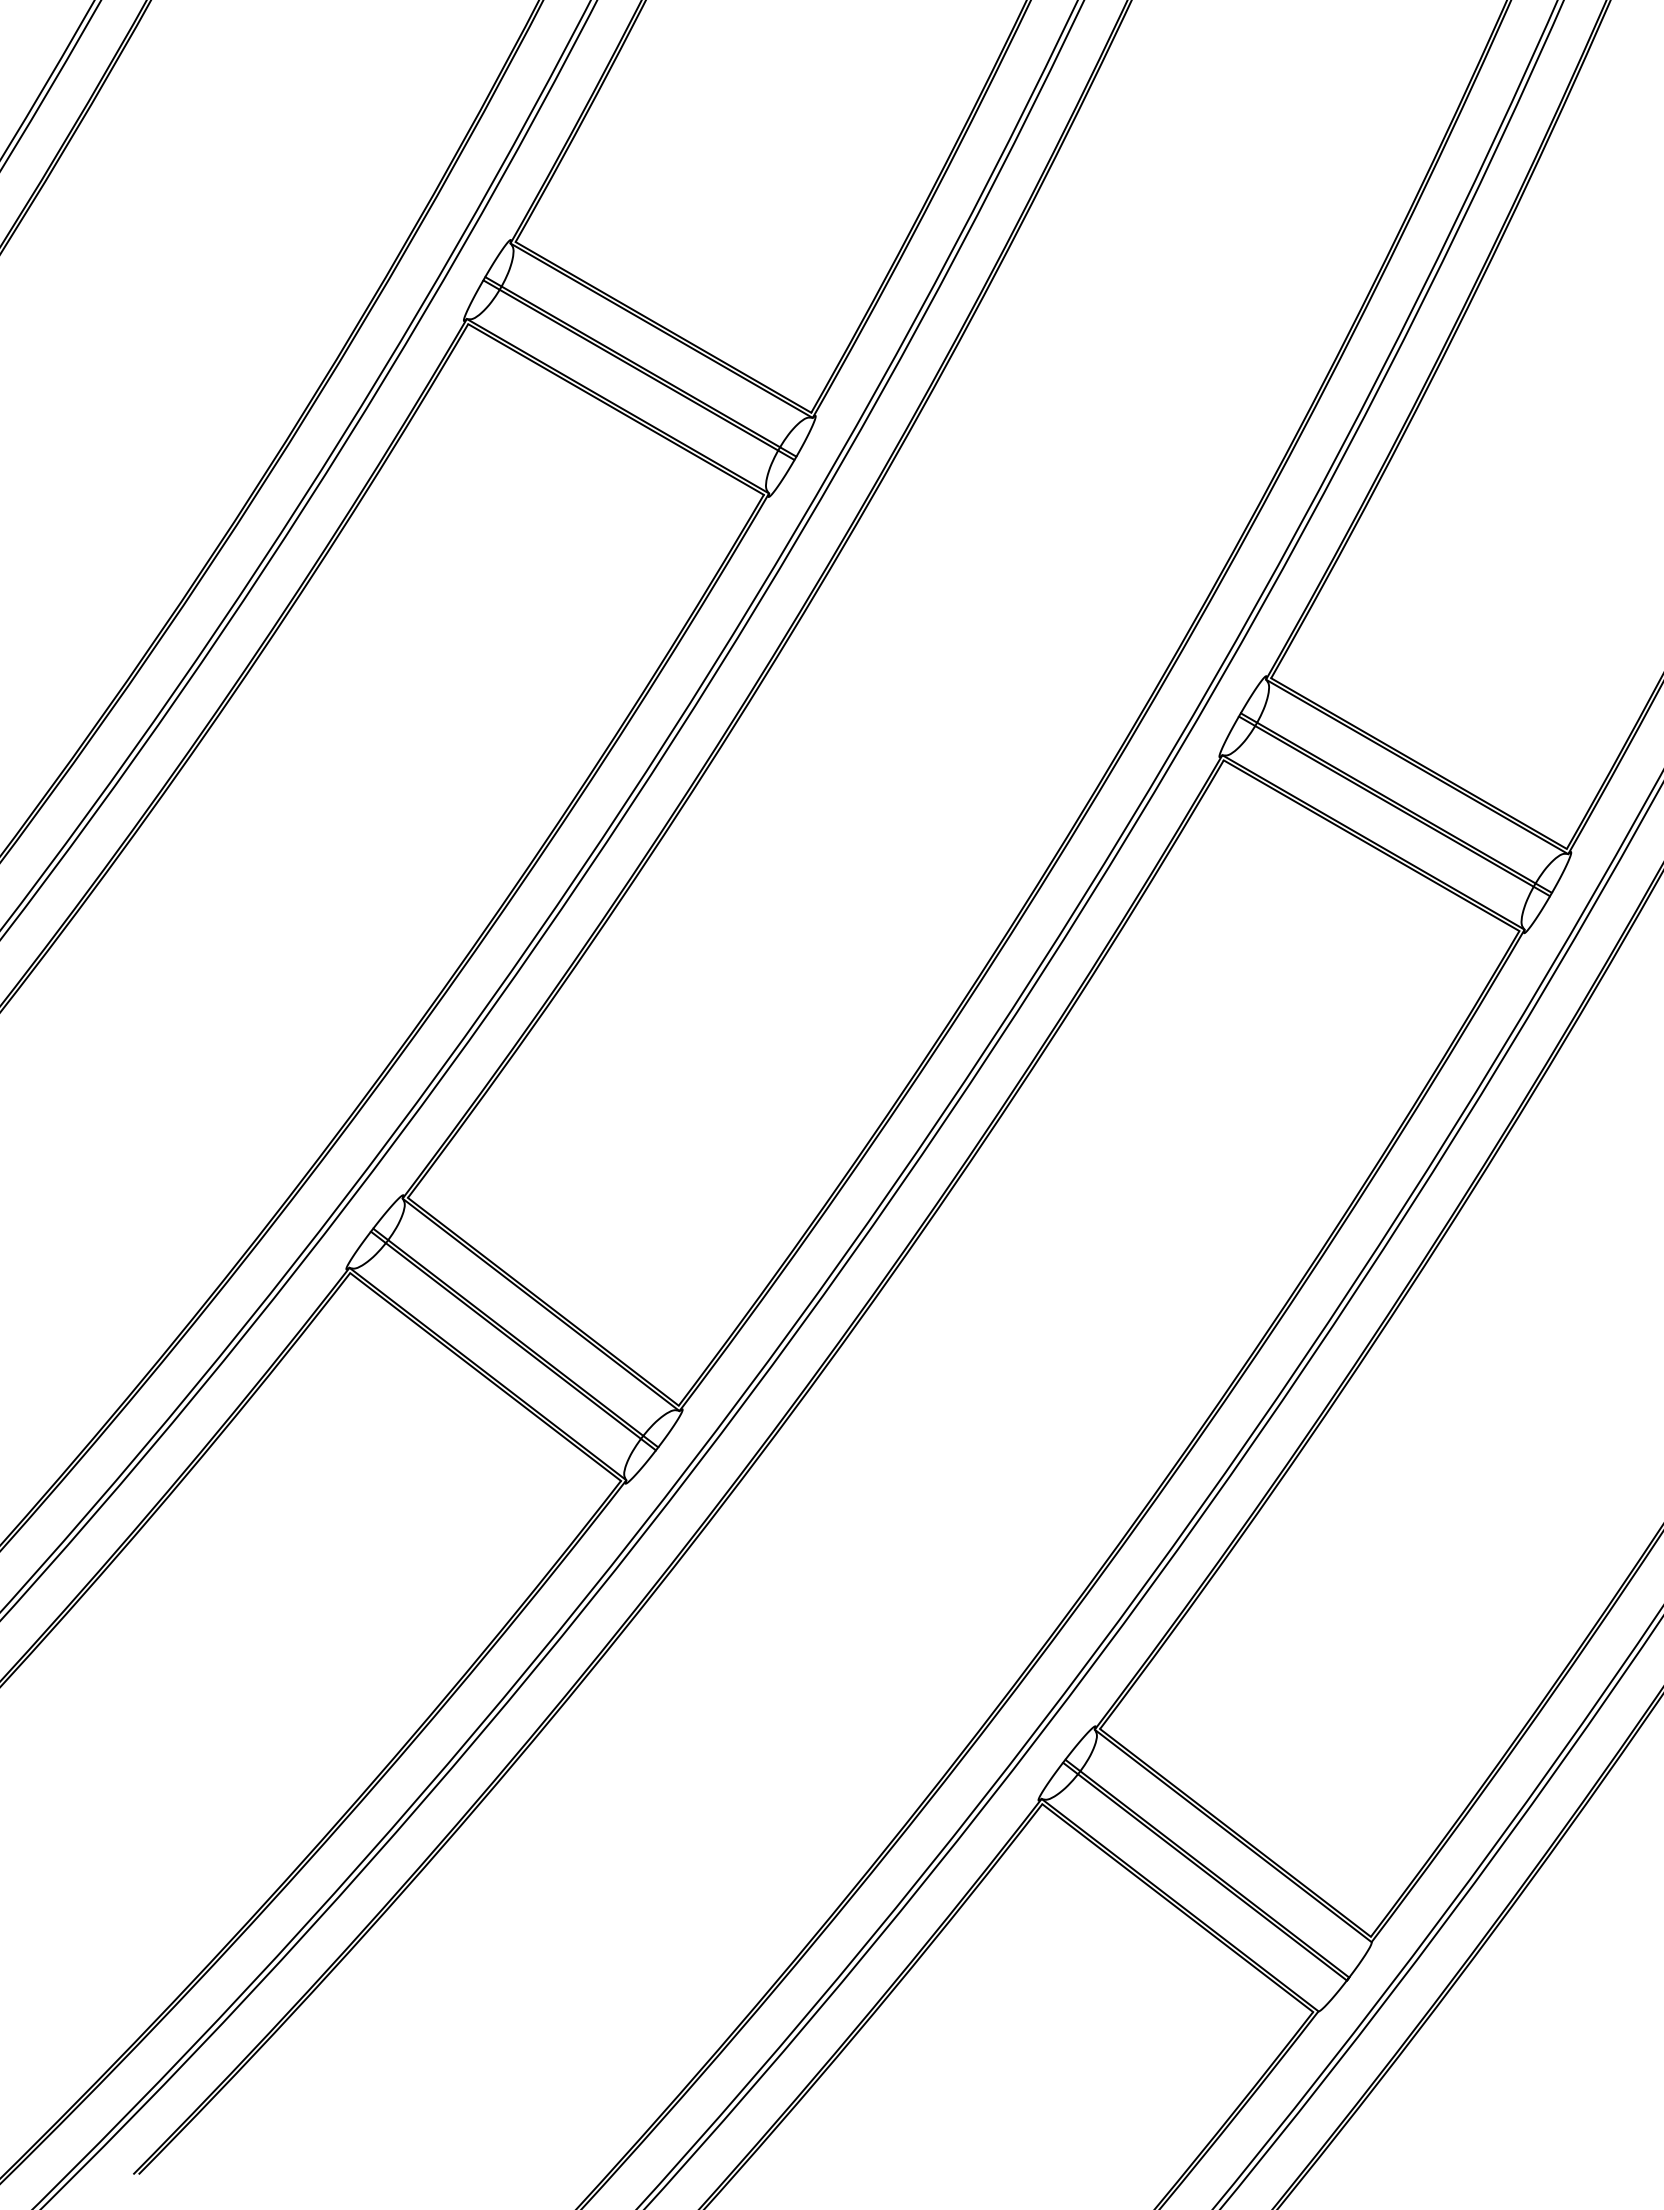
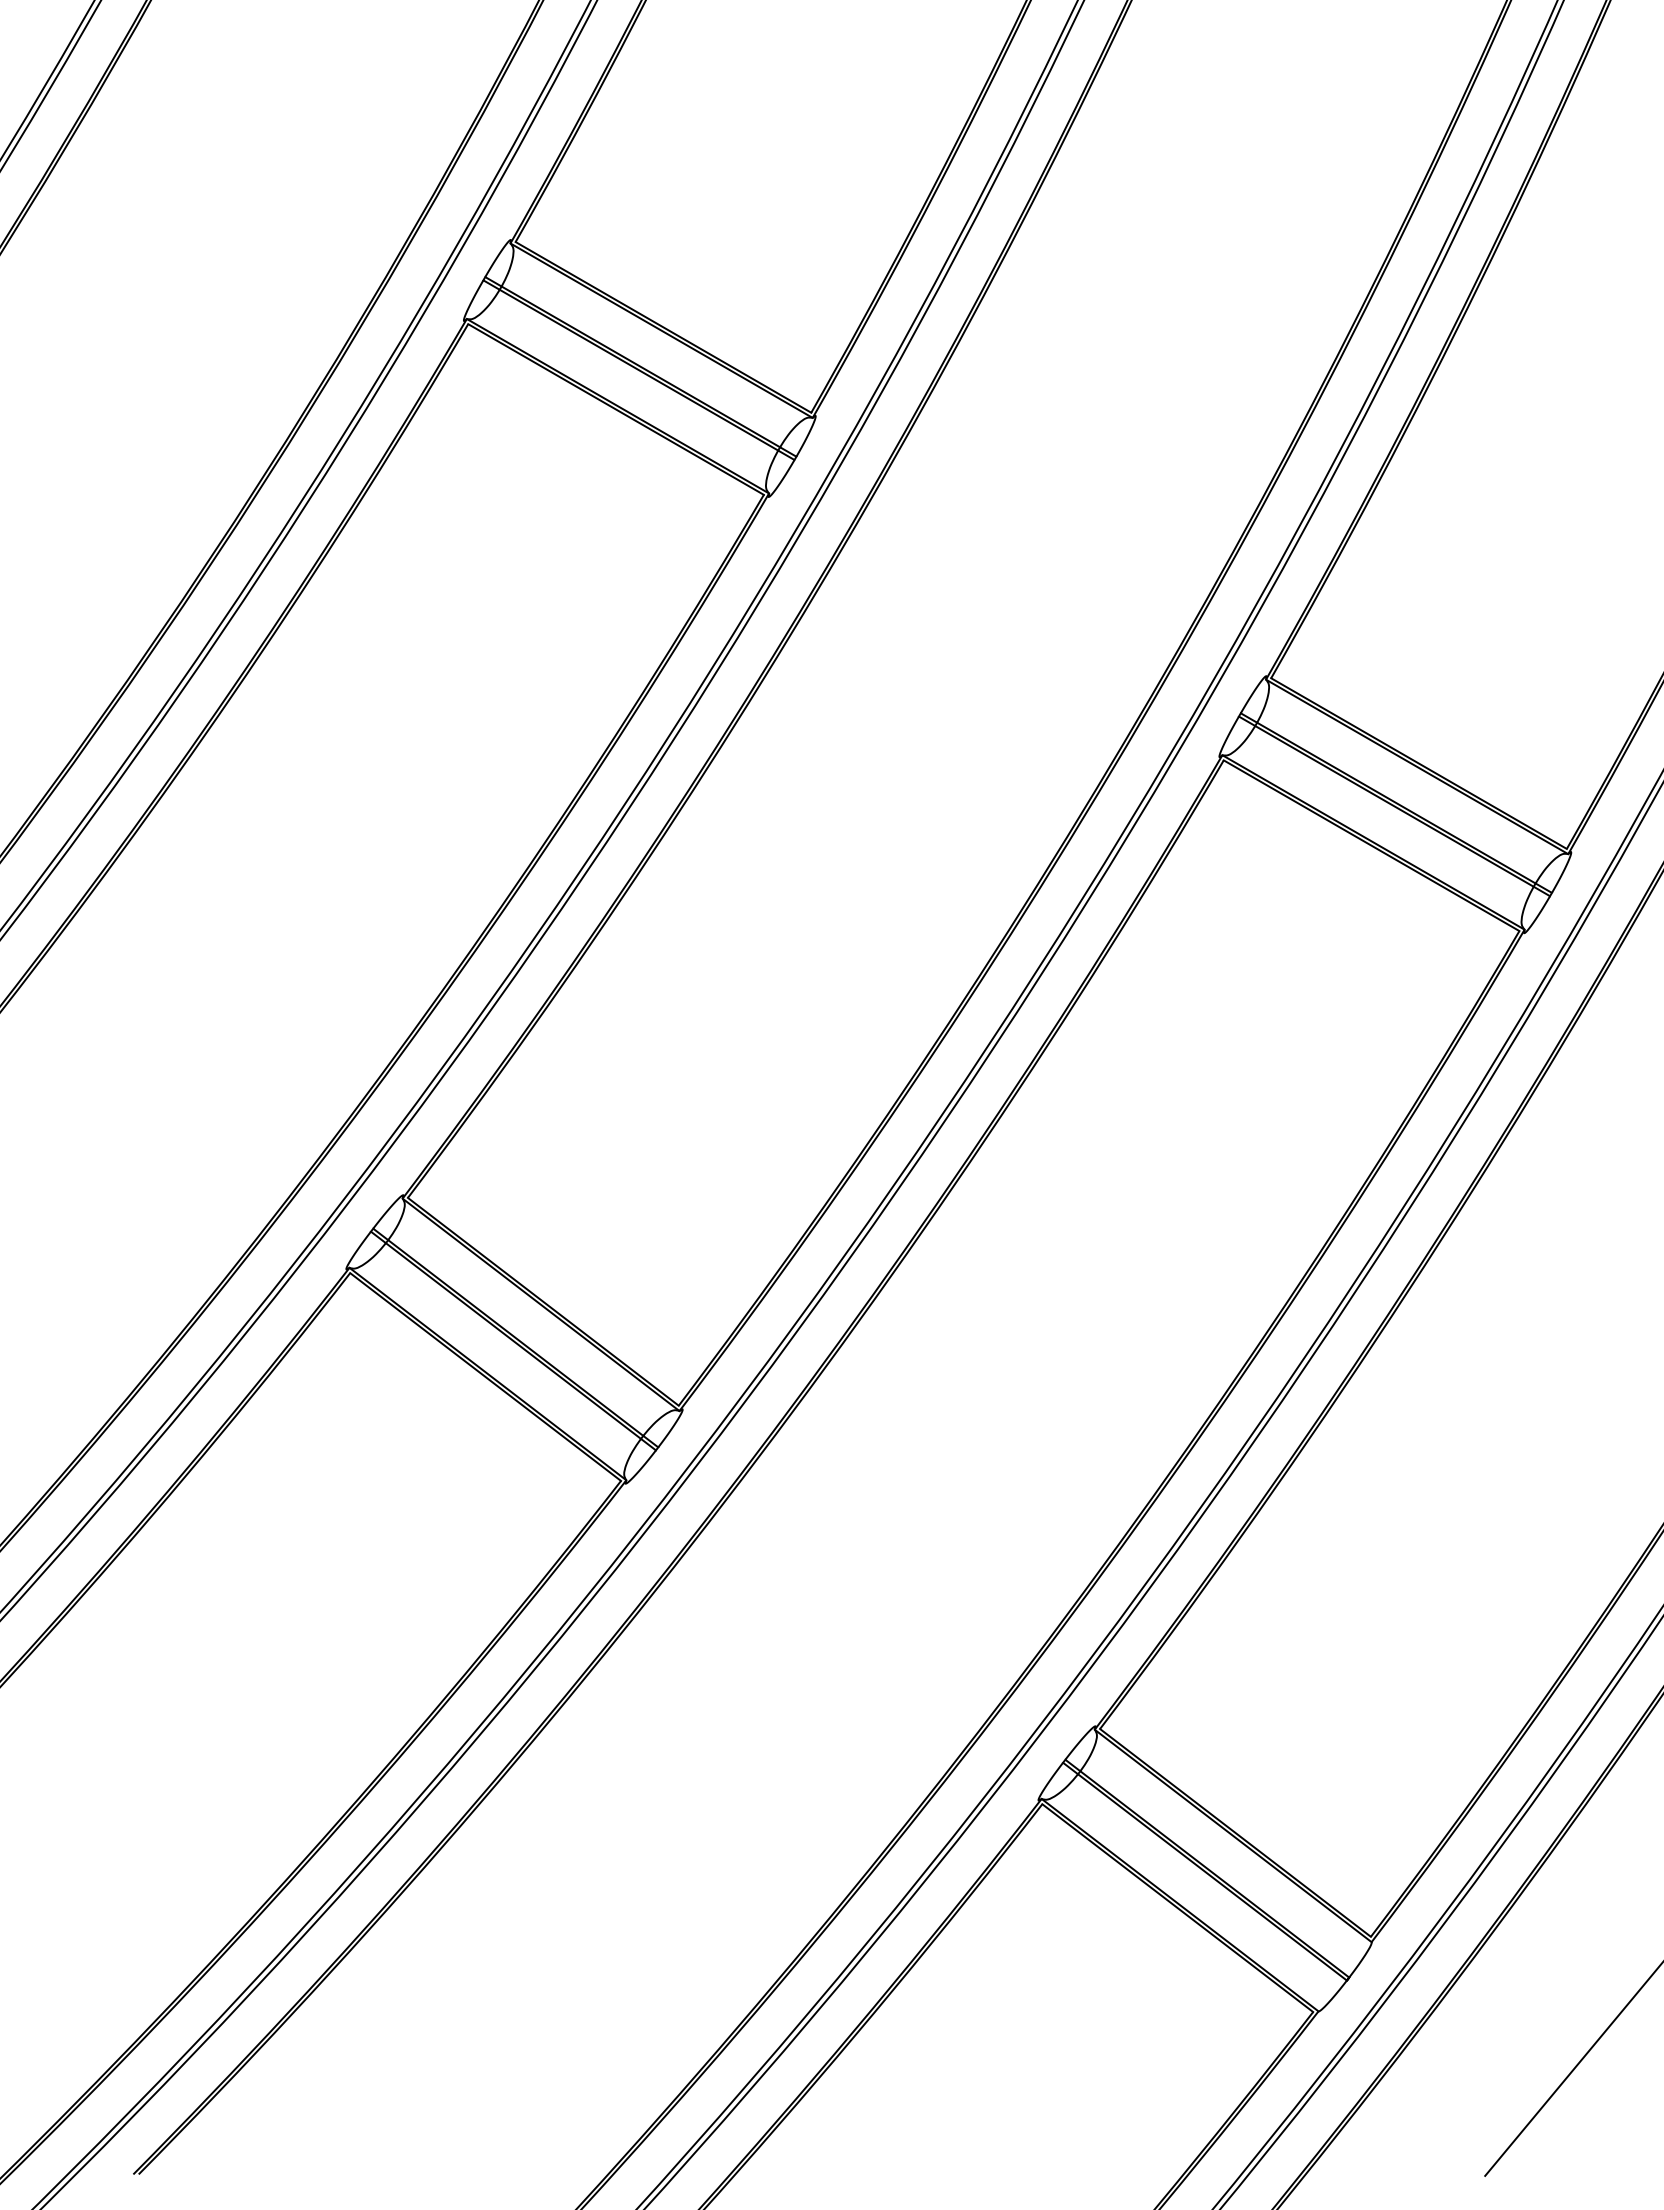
line: none -> present (1572, 2070)
